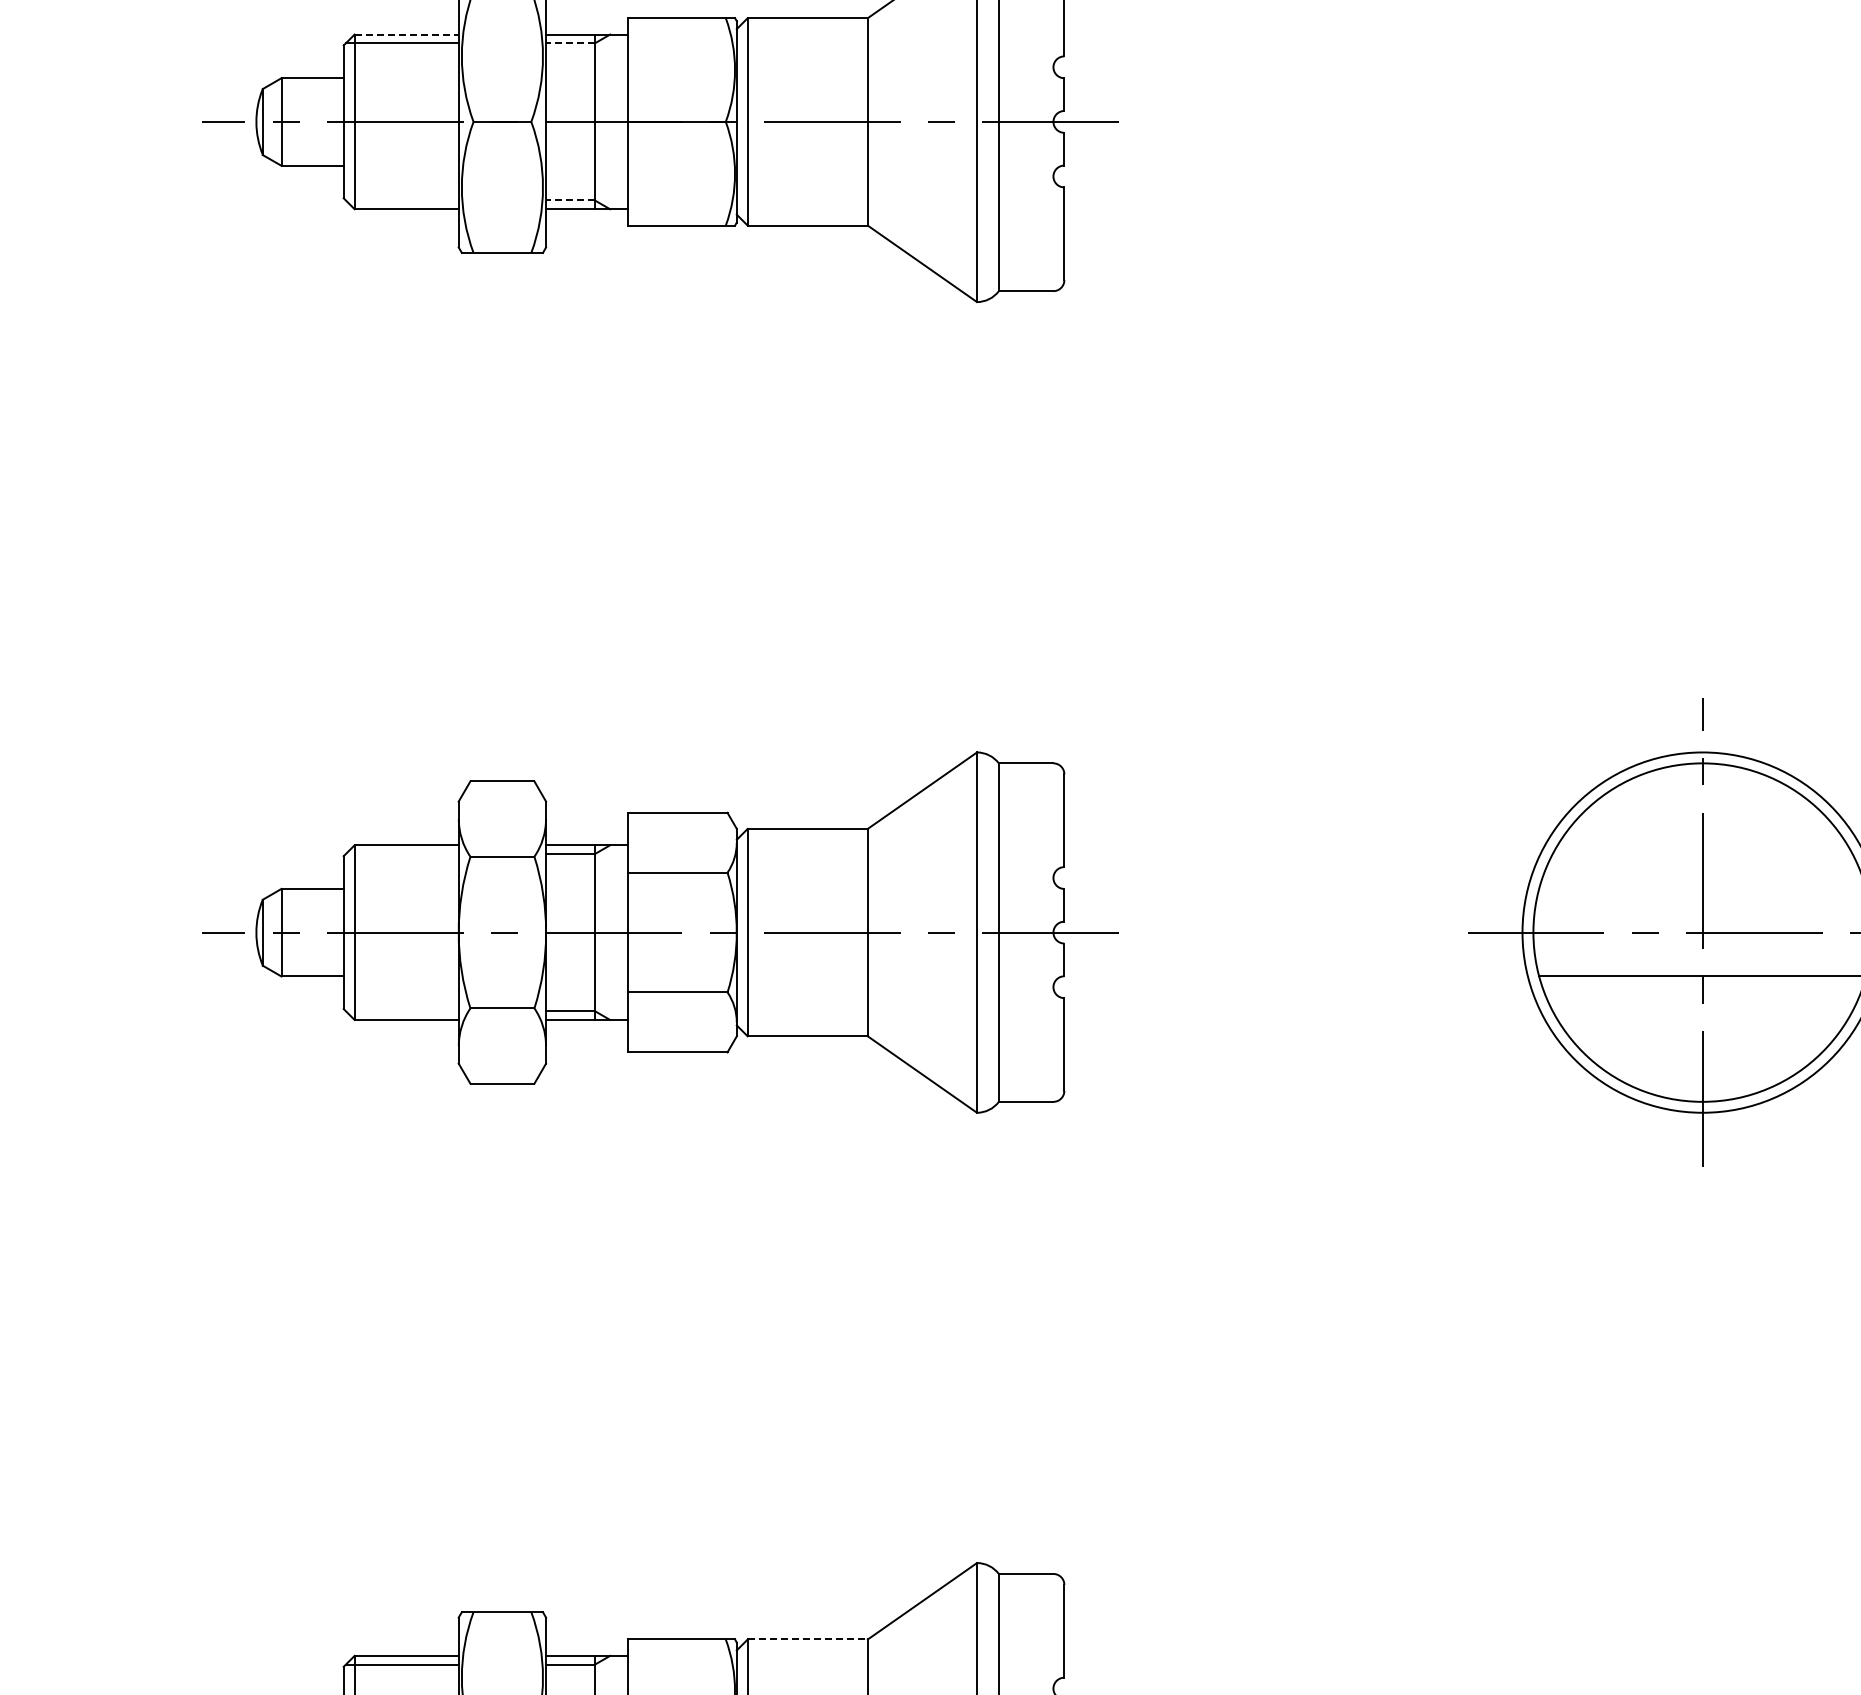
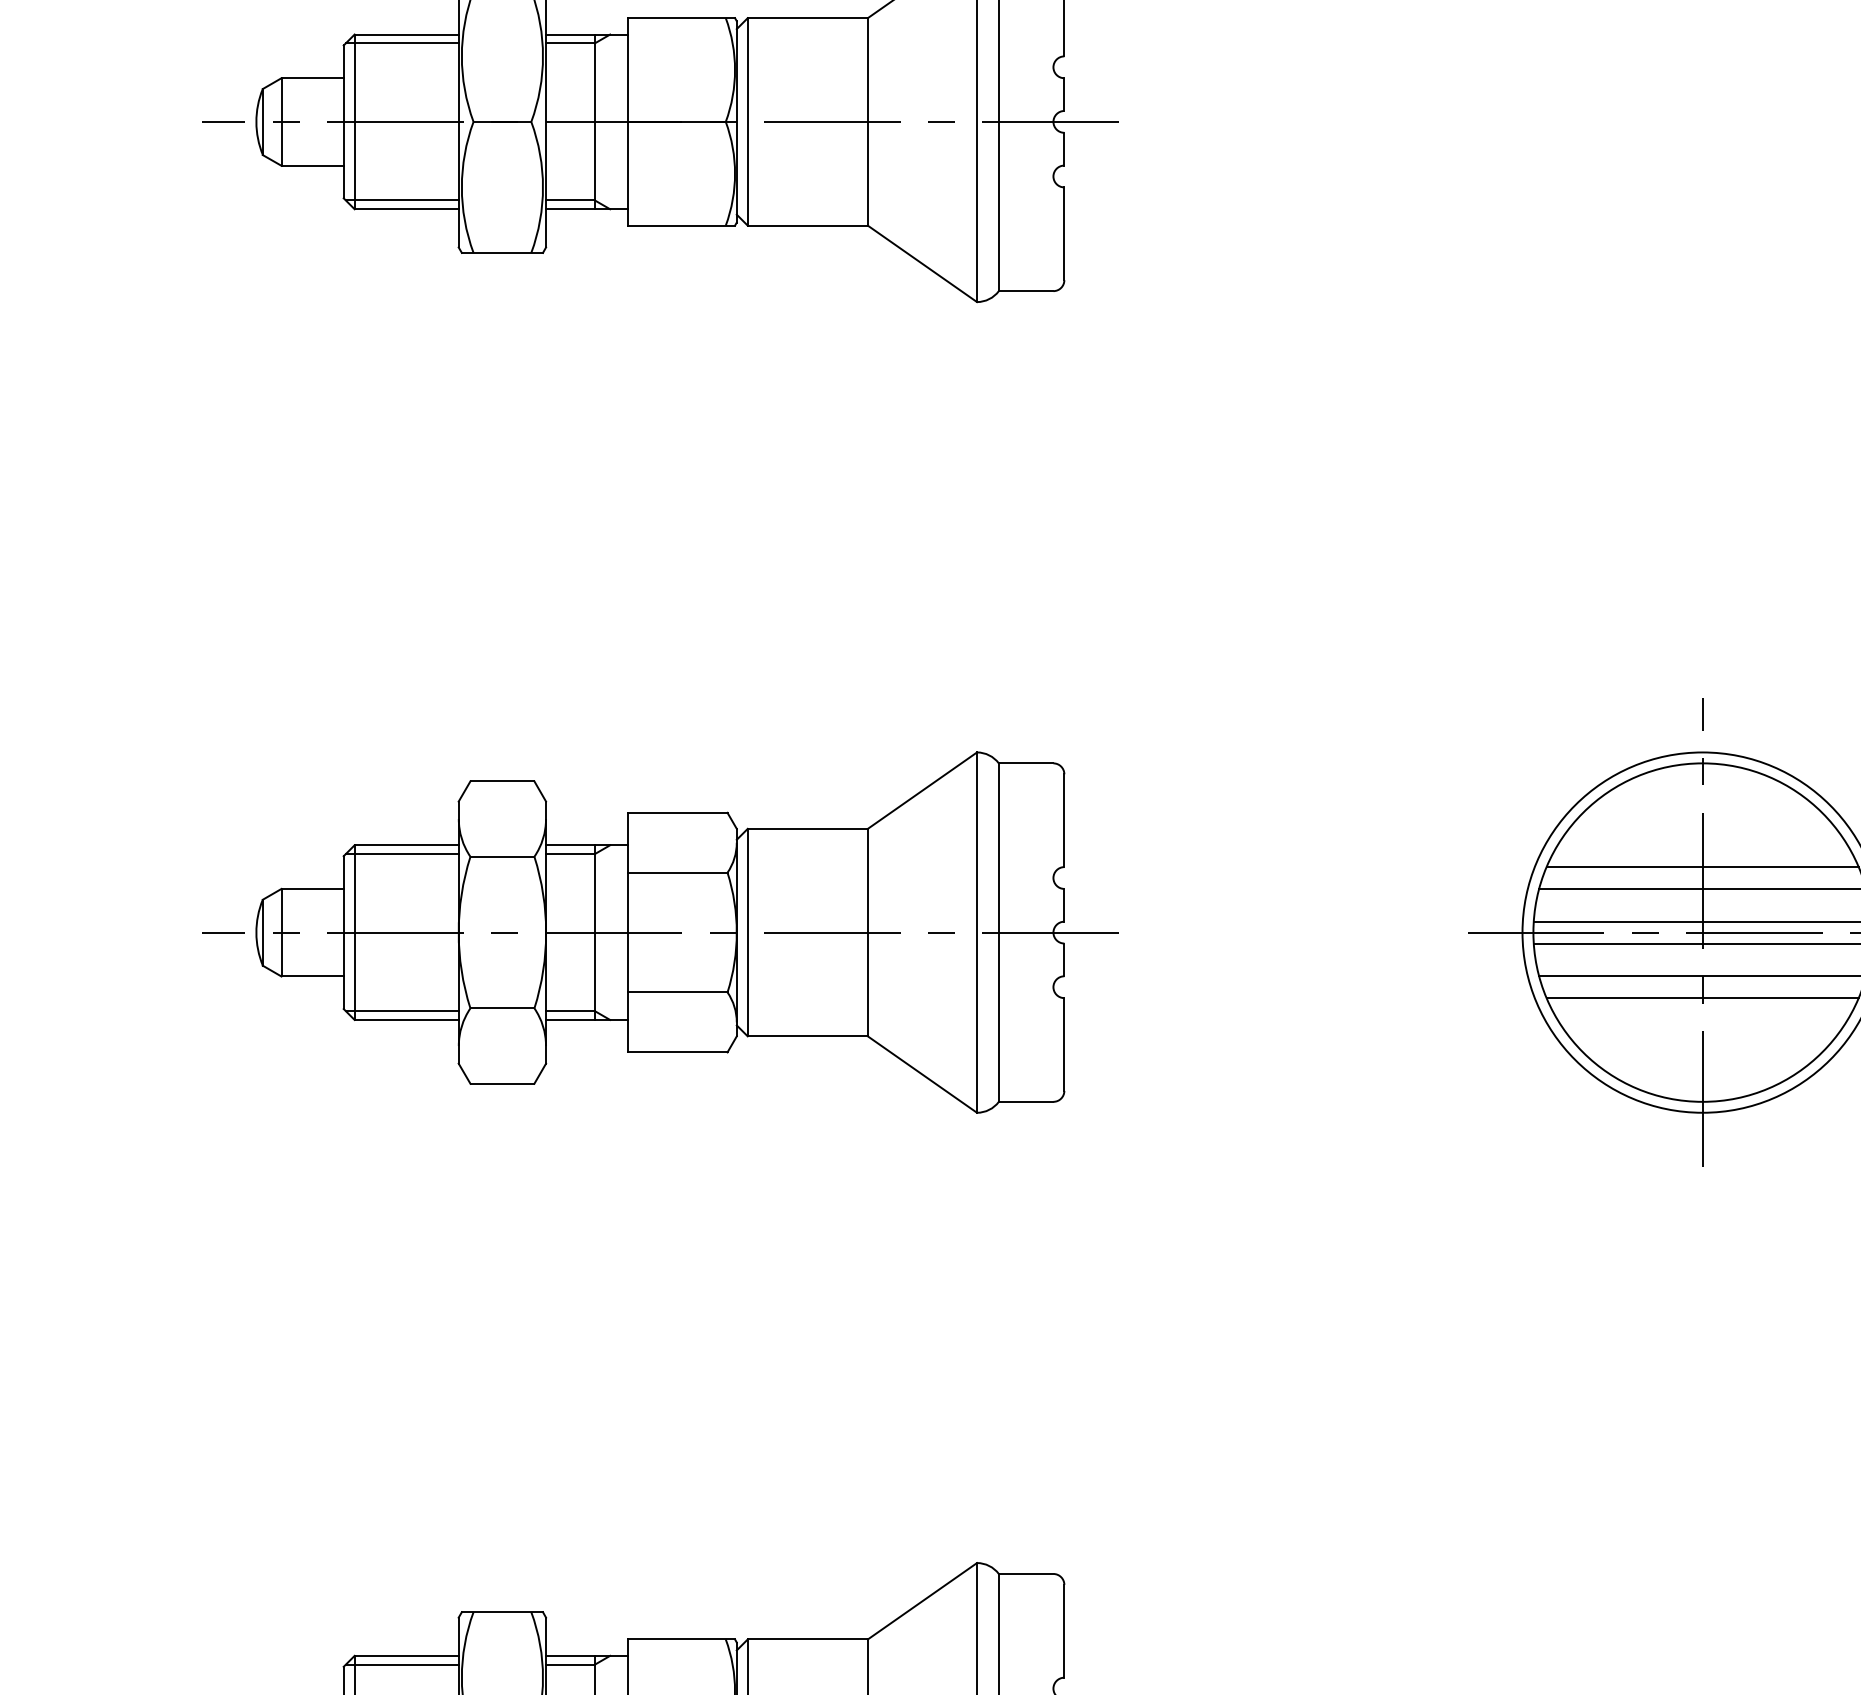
line: dashed -> solid (407, 34)
line: dashed -> solid (569, 43)
line: none -> present (401, 200)
line: dashed -> solid (569, 200)
line: none -> present (401, 854)
line: none -> present (1701, 867)
line: none -> present (1698, 888)
line: none -> present (1695, 921)
line: none -> present (1695, 943)
line: none -> present (1701, 998)
line: none -> present (401, 1011)
line: dashed -> solid (808, 1639)
